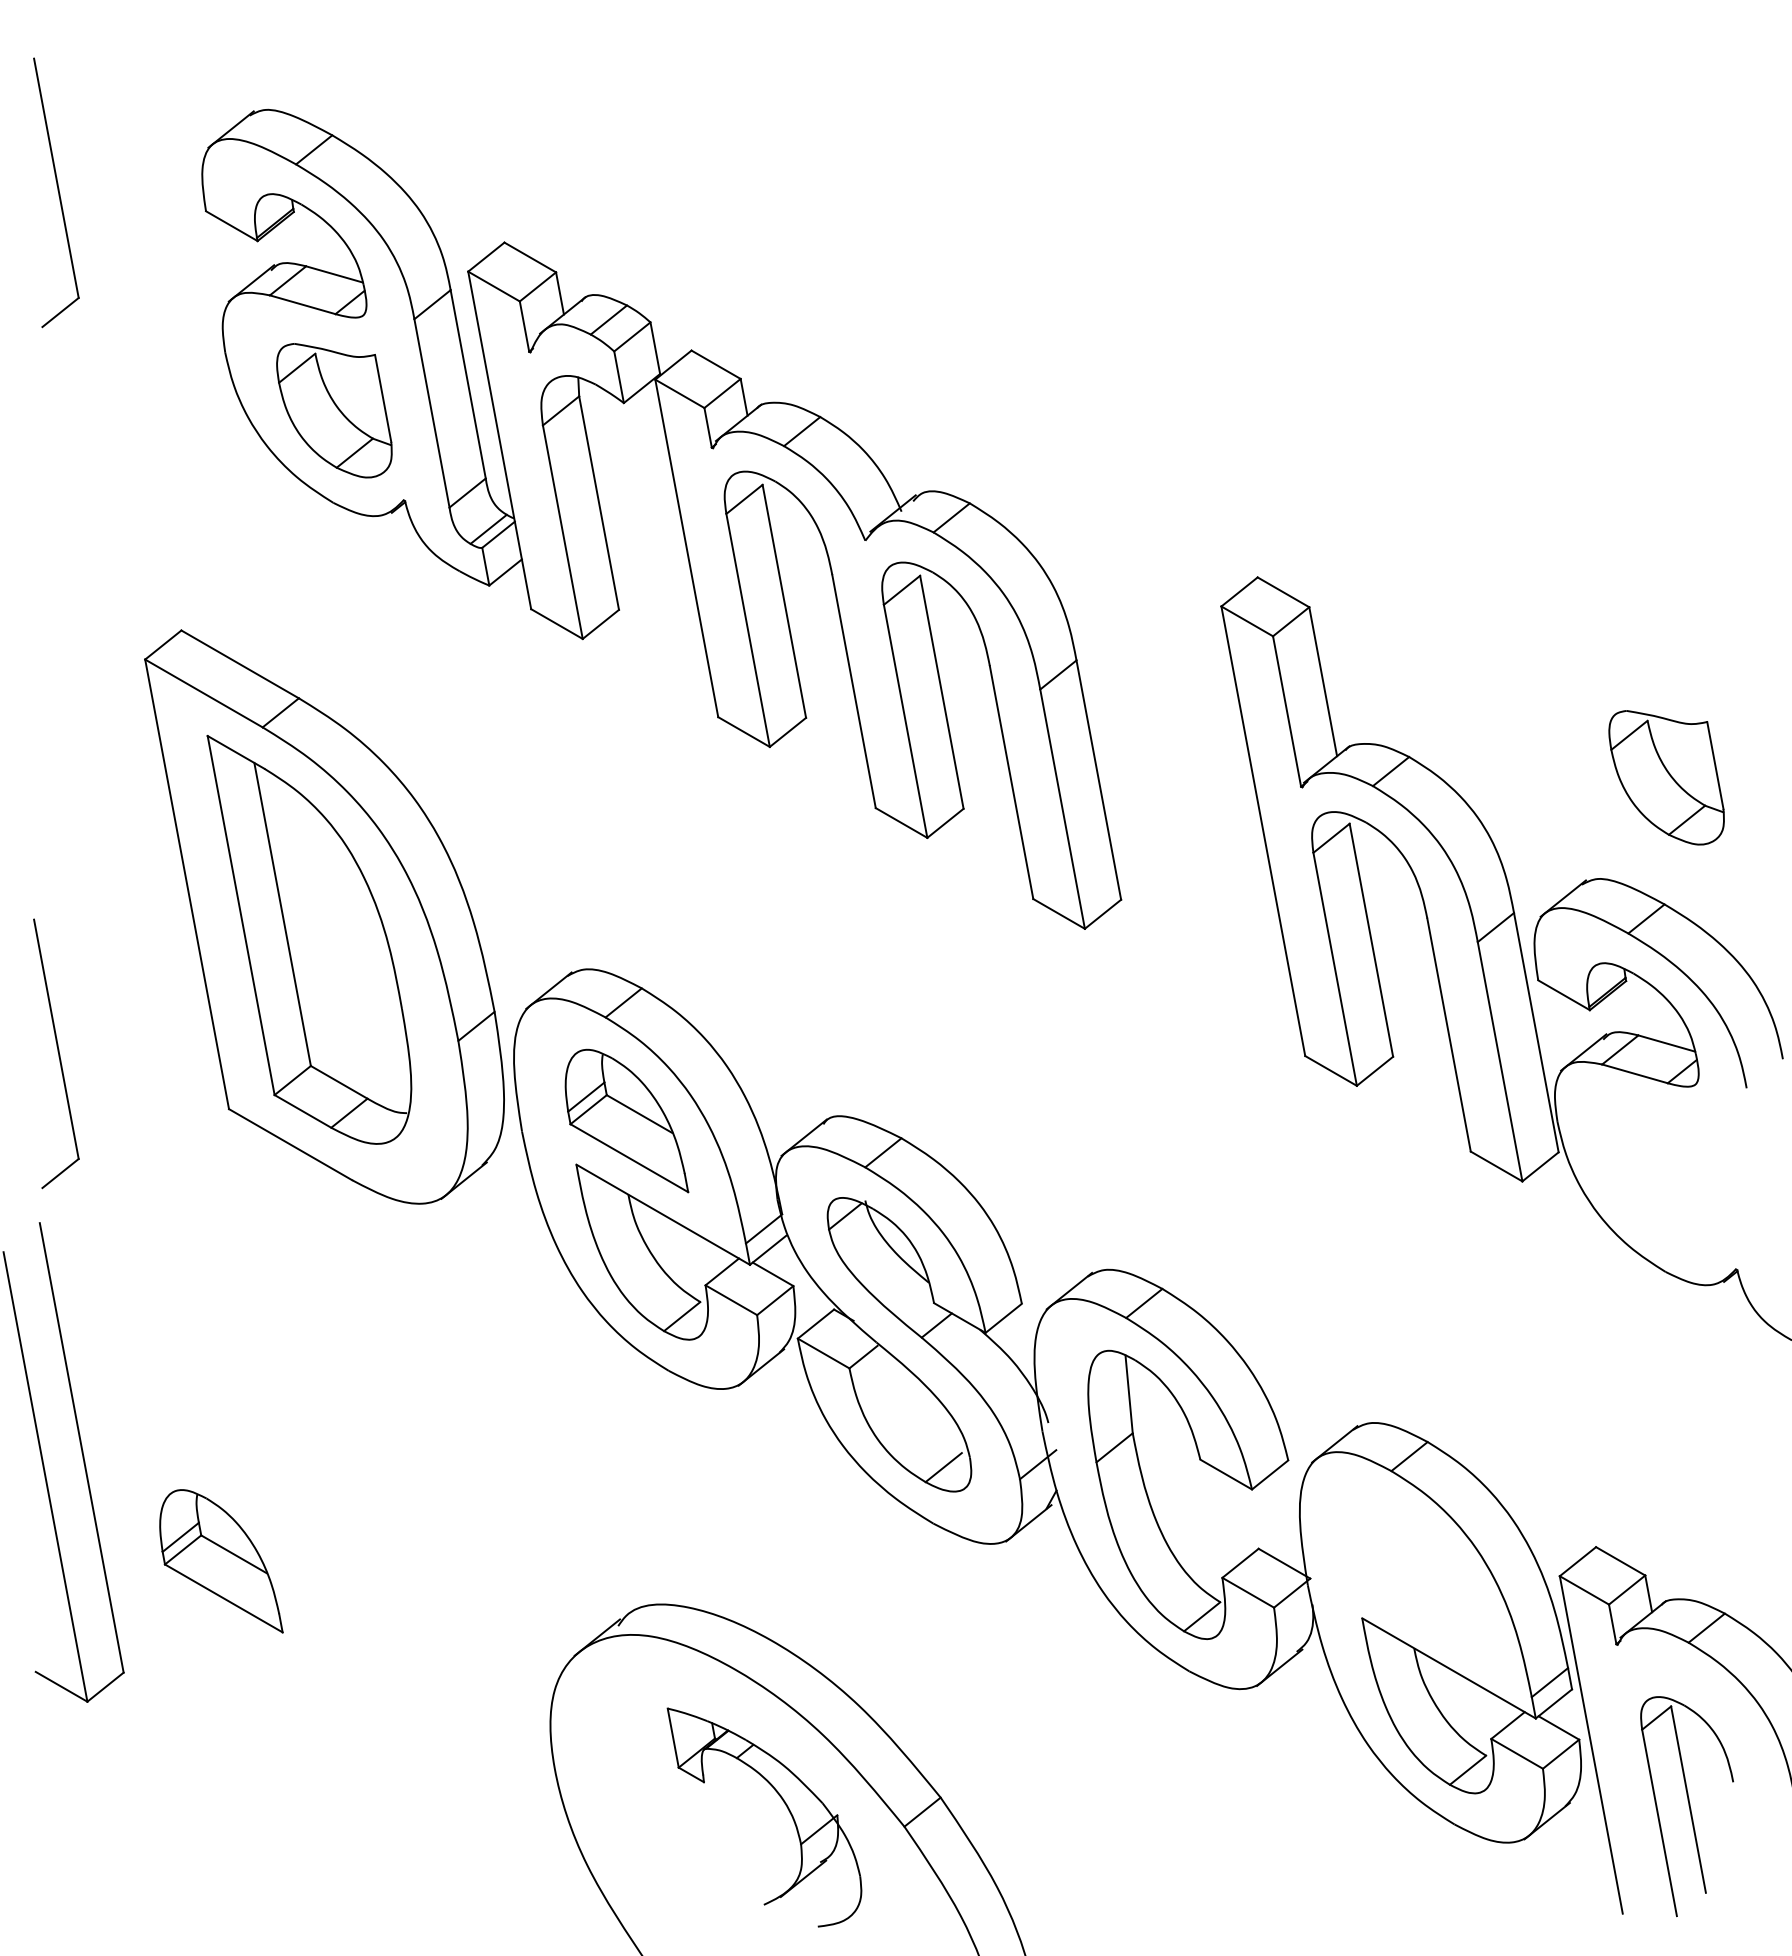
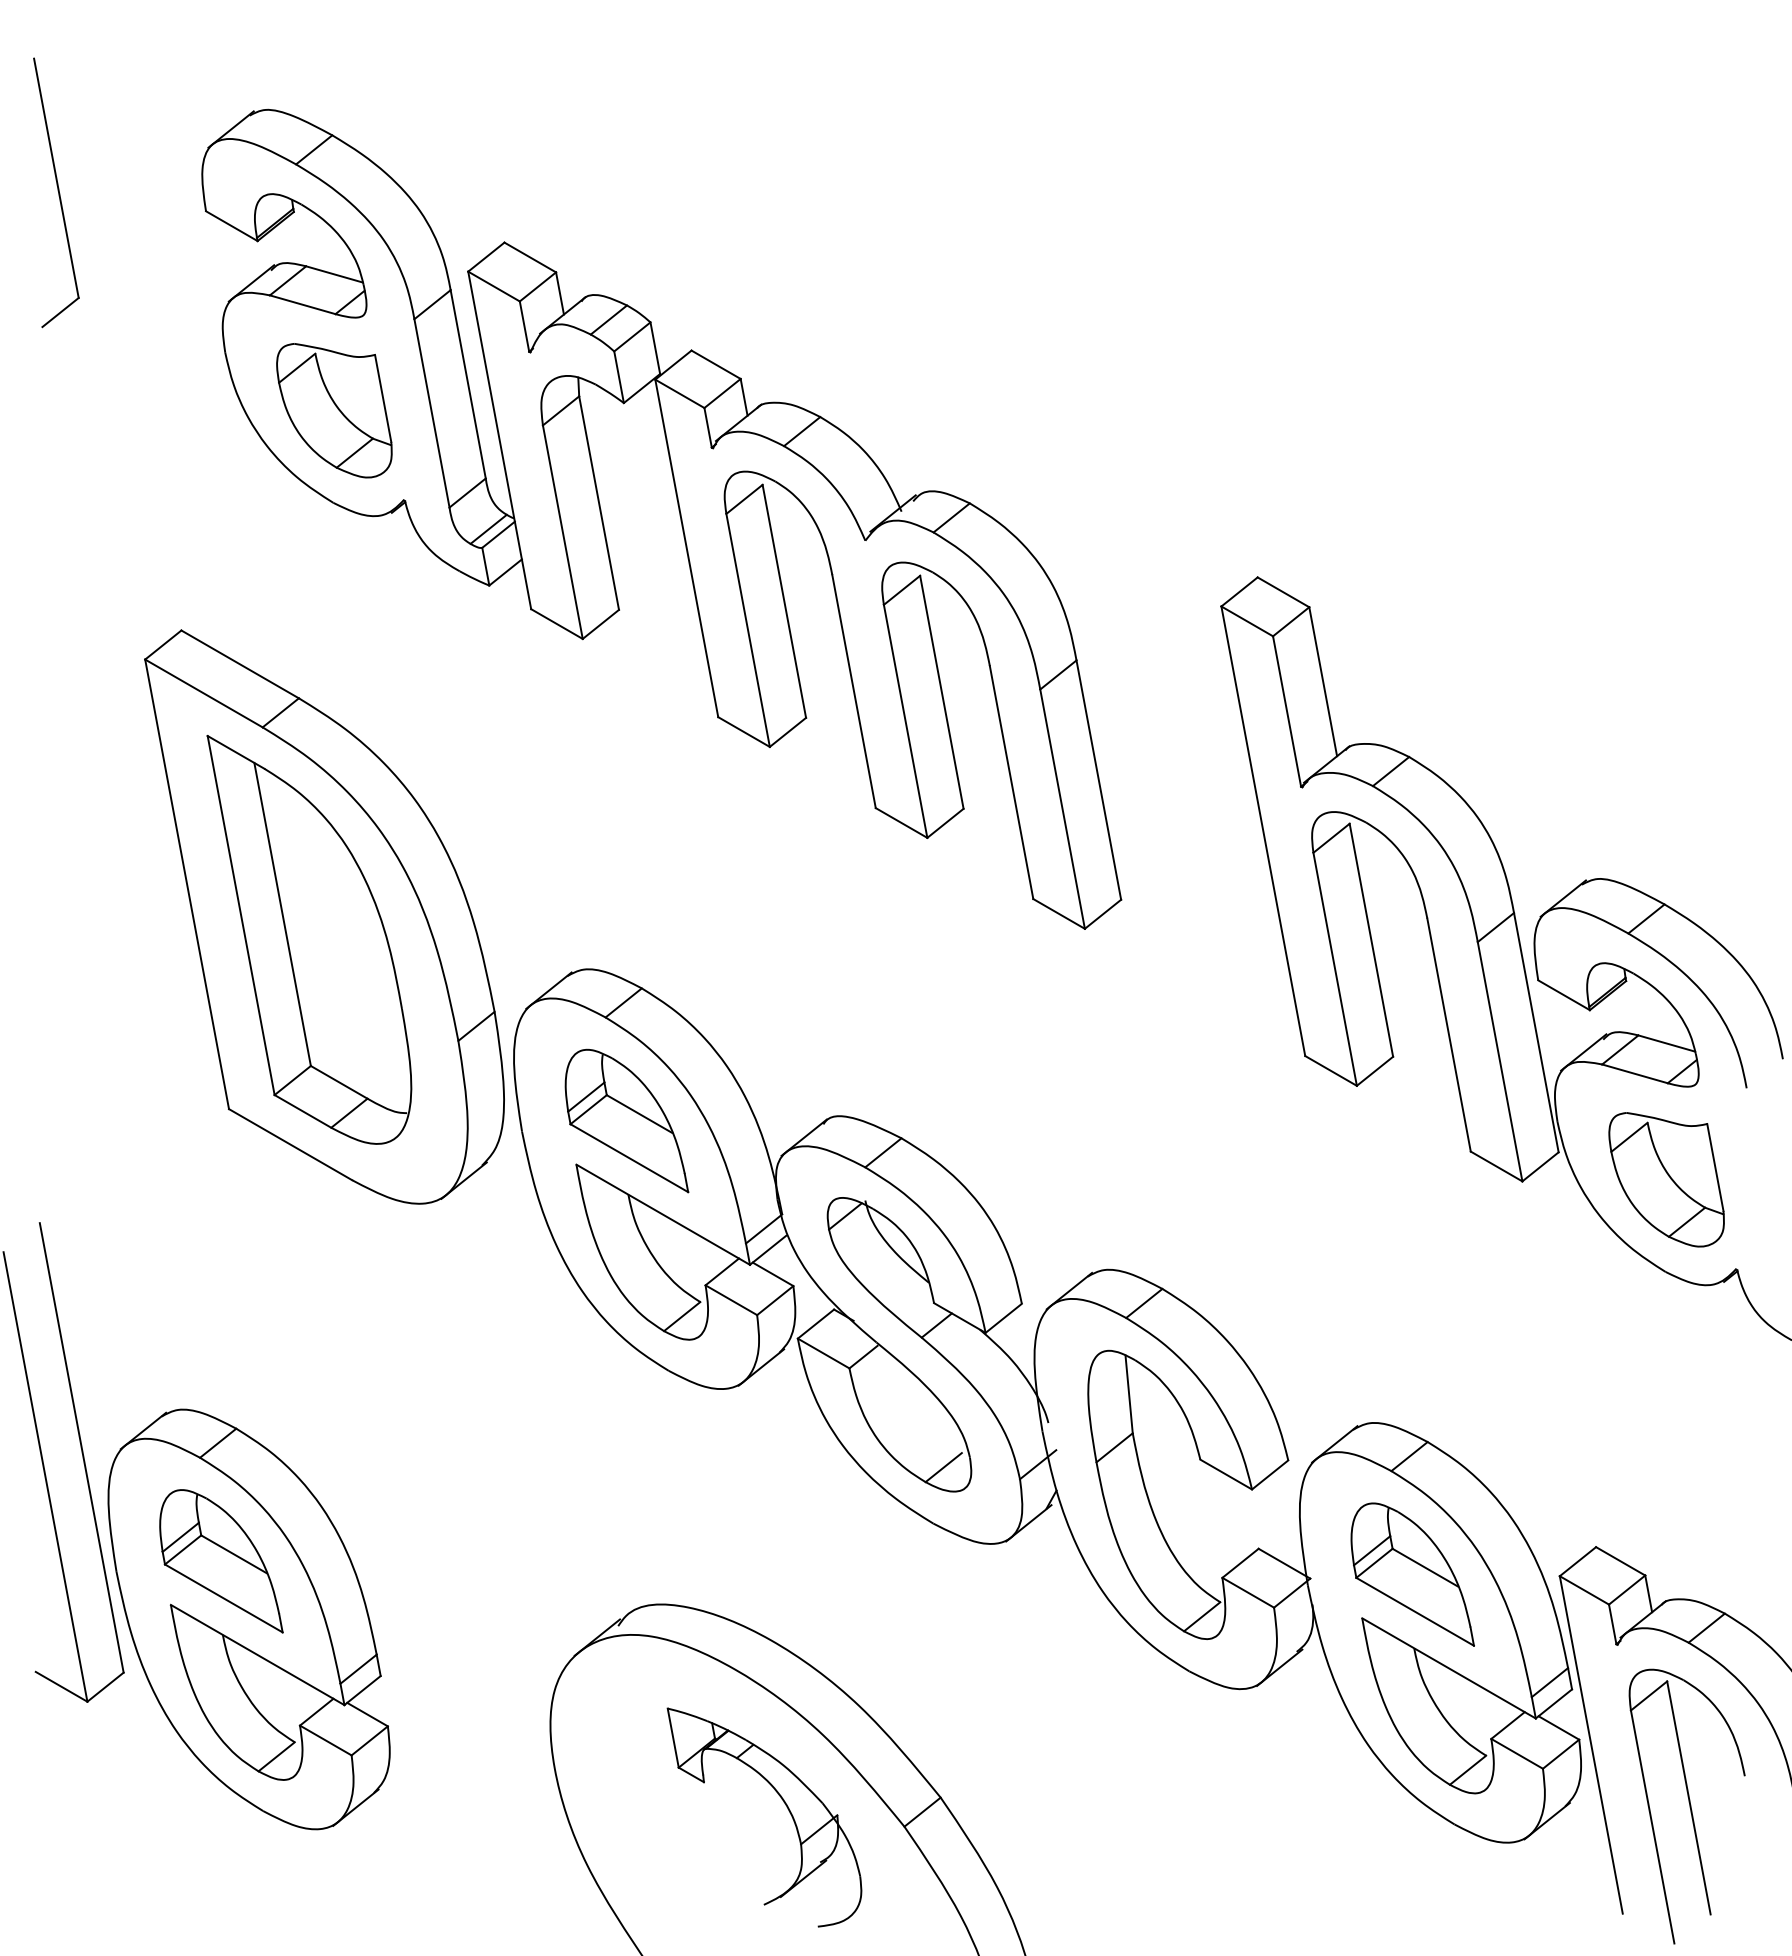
part position: (1666, 777) -> (1666, 1179) (1666, 1179)
part: present -> none (56, 1053)
part: none -> present (1412, 1574)
part: none -> present (248, 1619)
part size: 94x222 px -> 118x277 px (1686, 1806)
